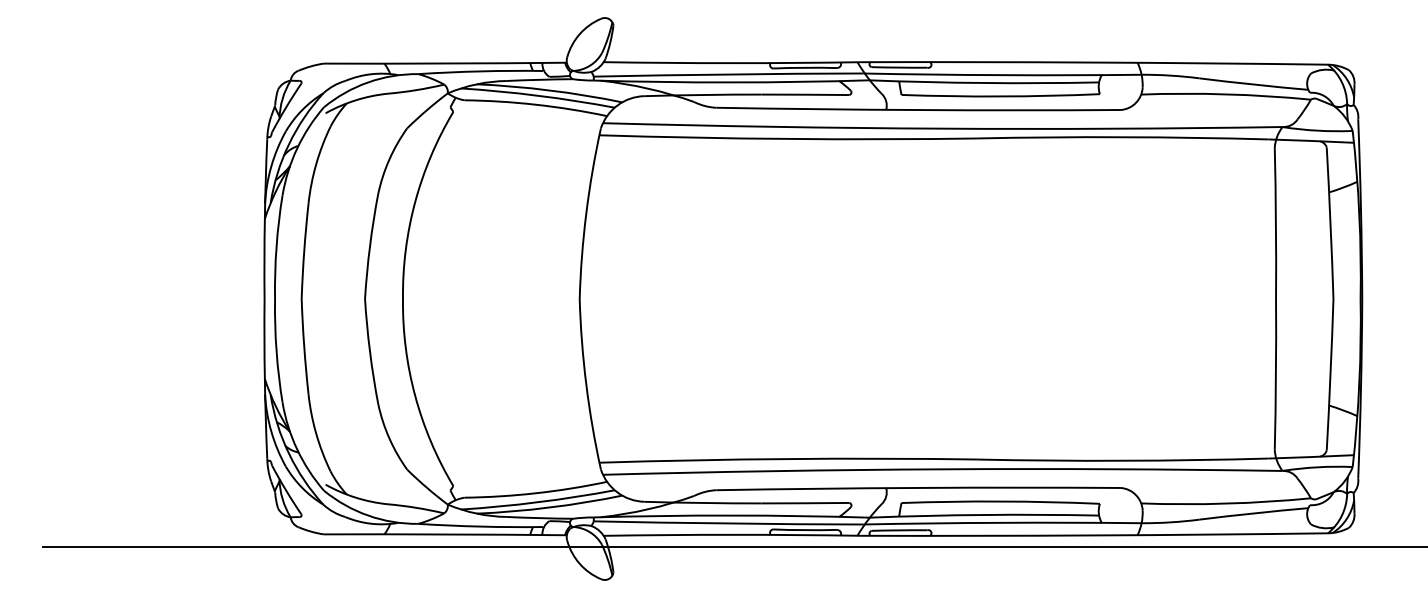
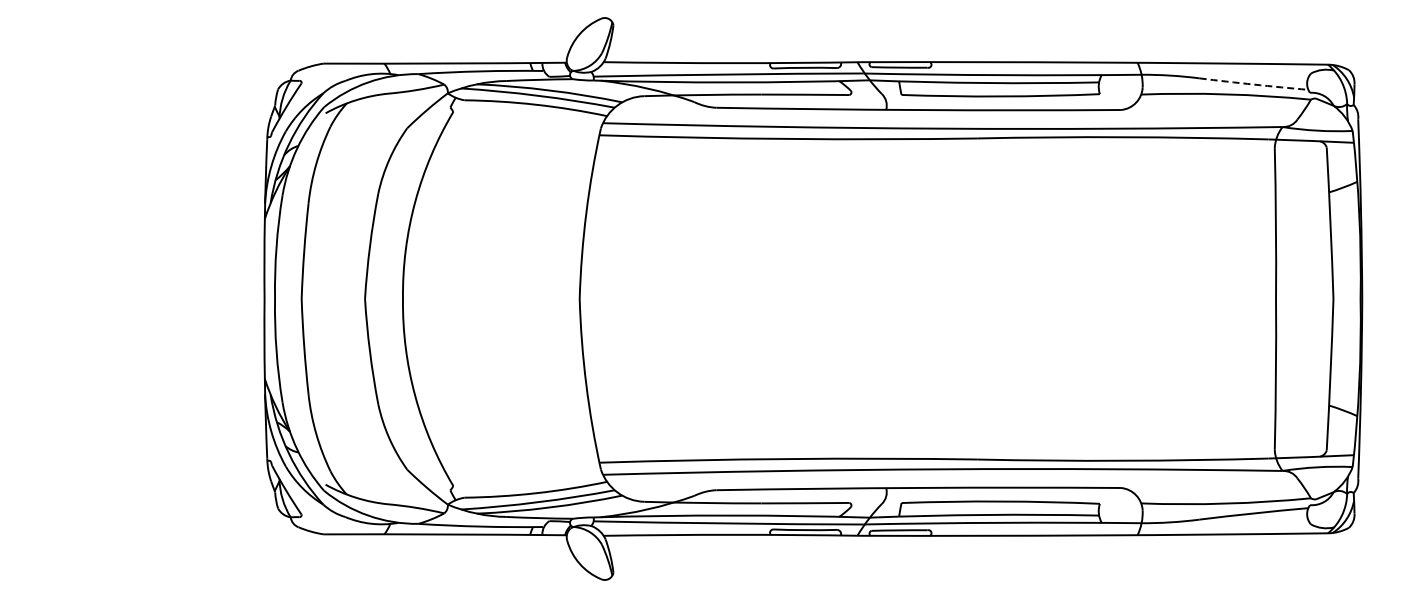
arc: solid -> dashed (1253, 84)
line: present -> none (733, 547)
